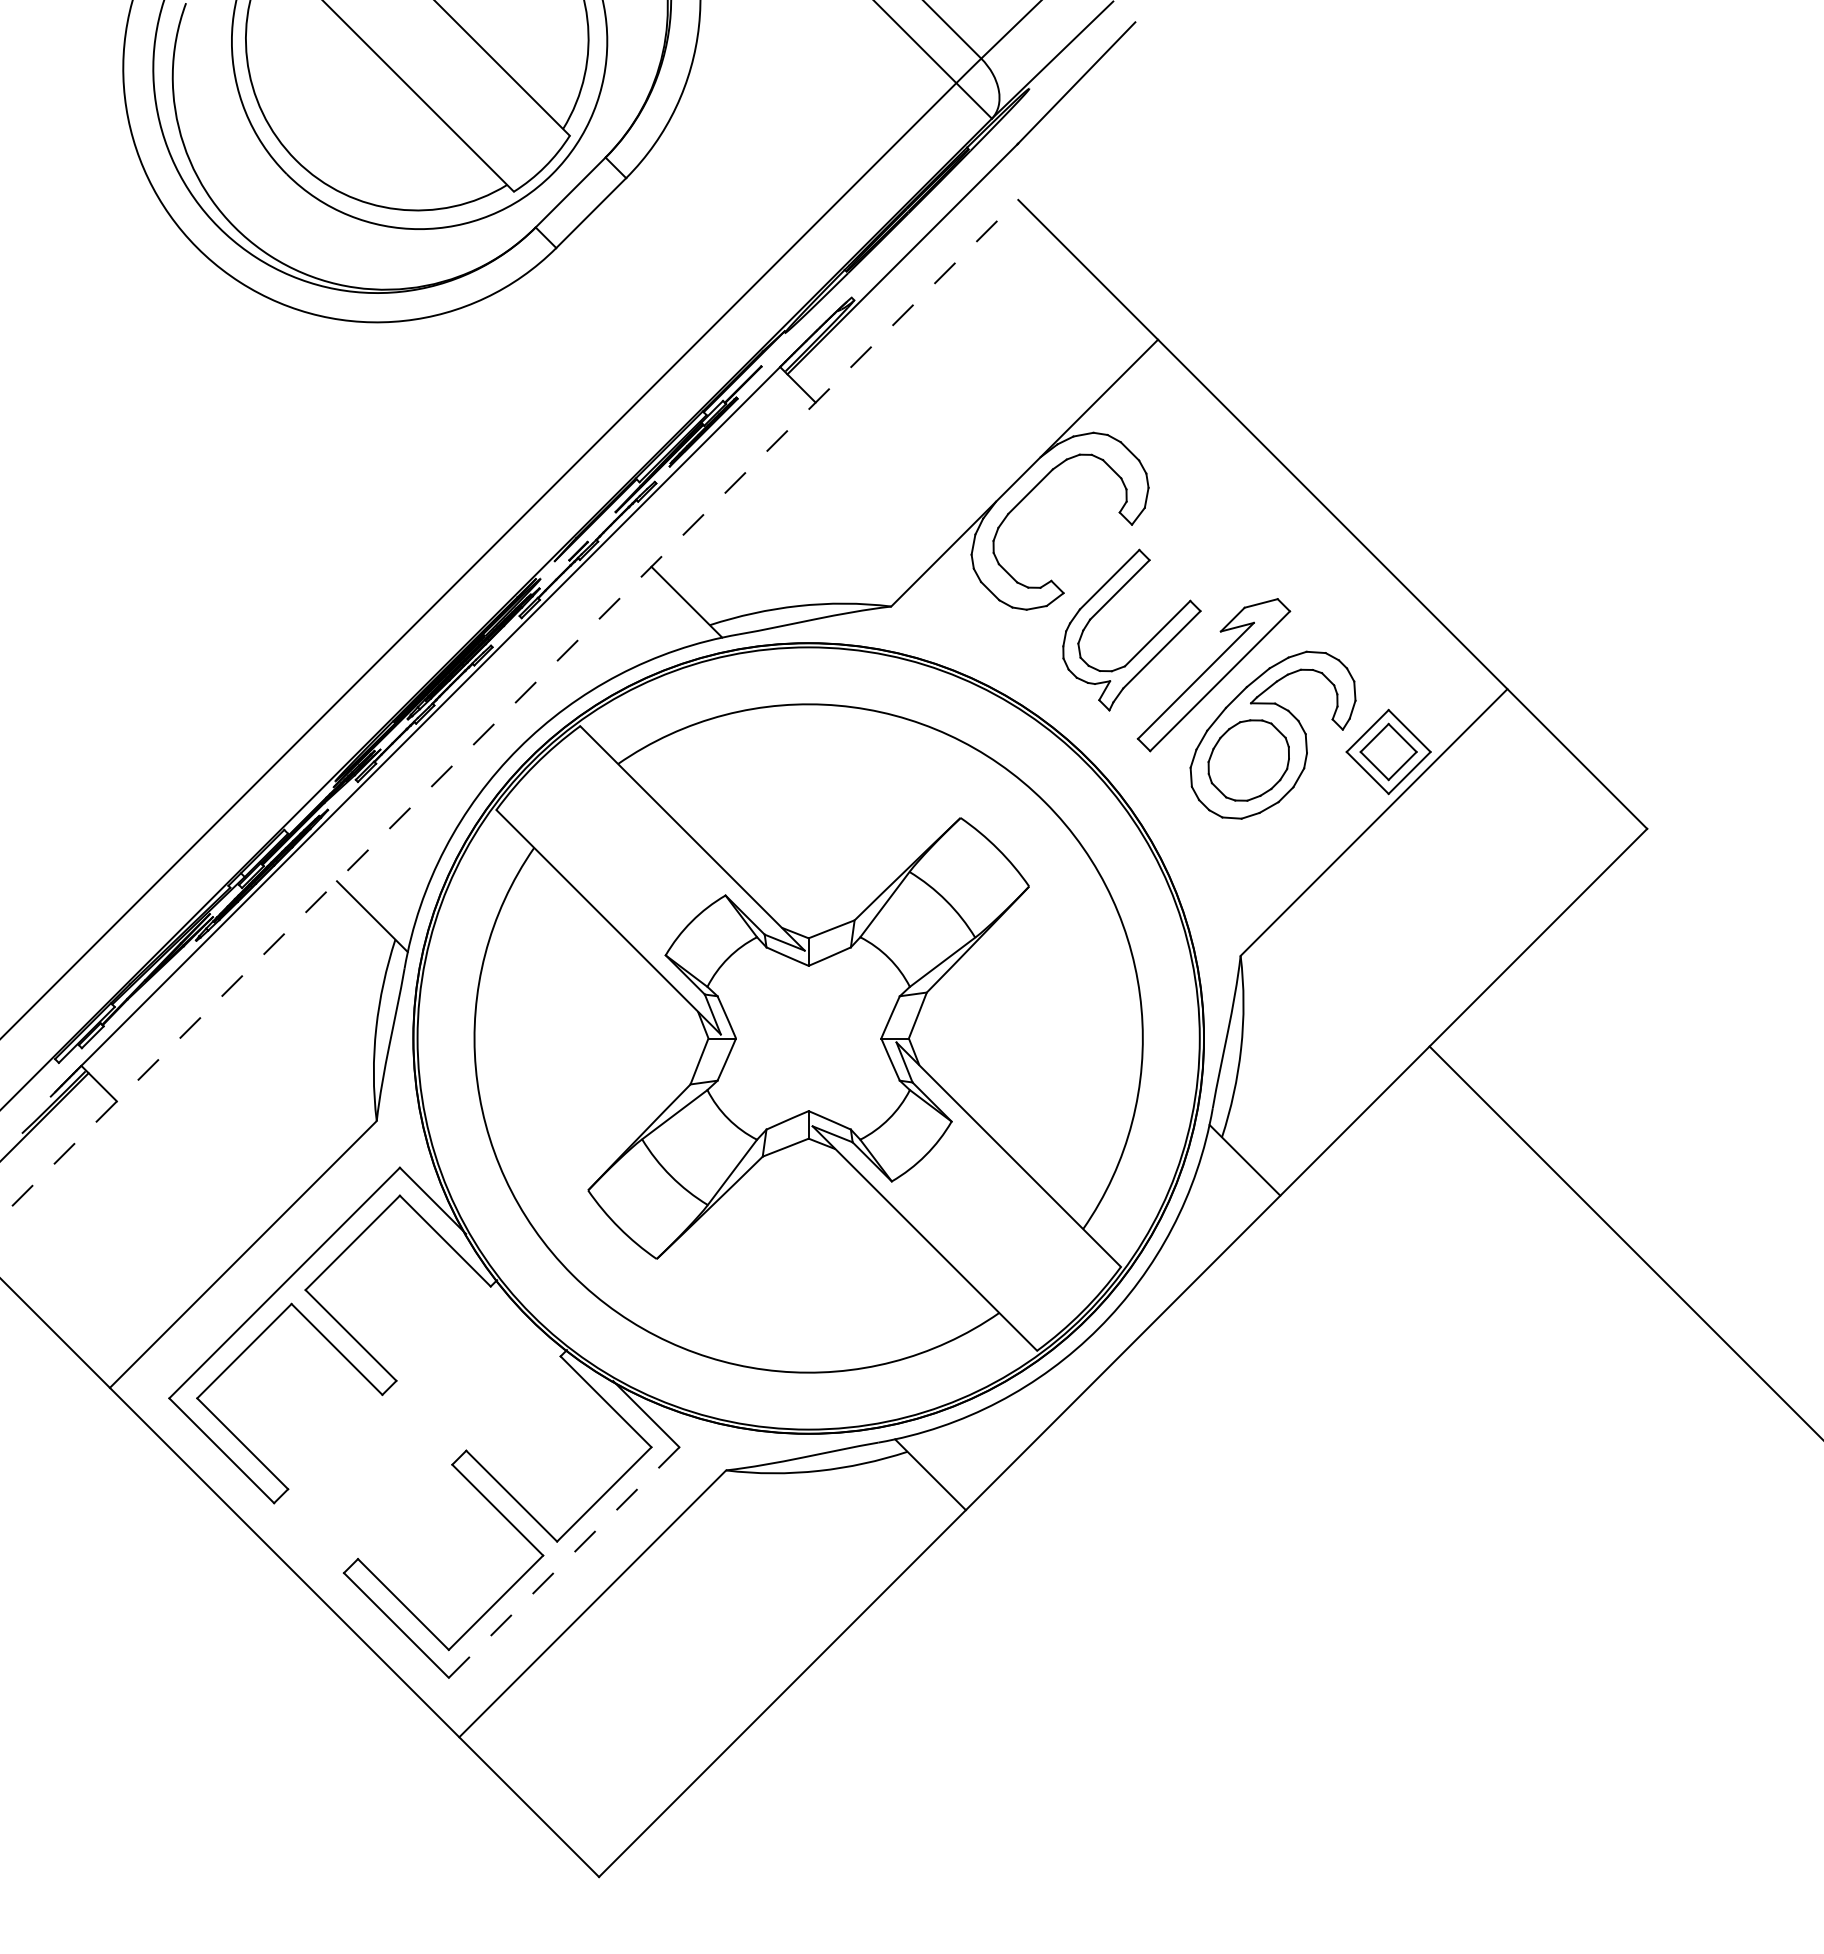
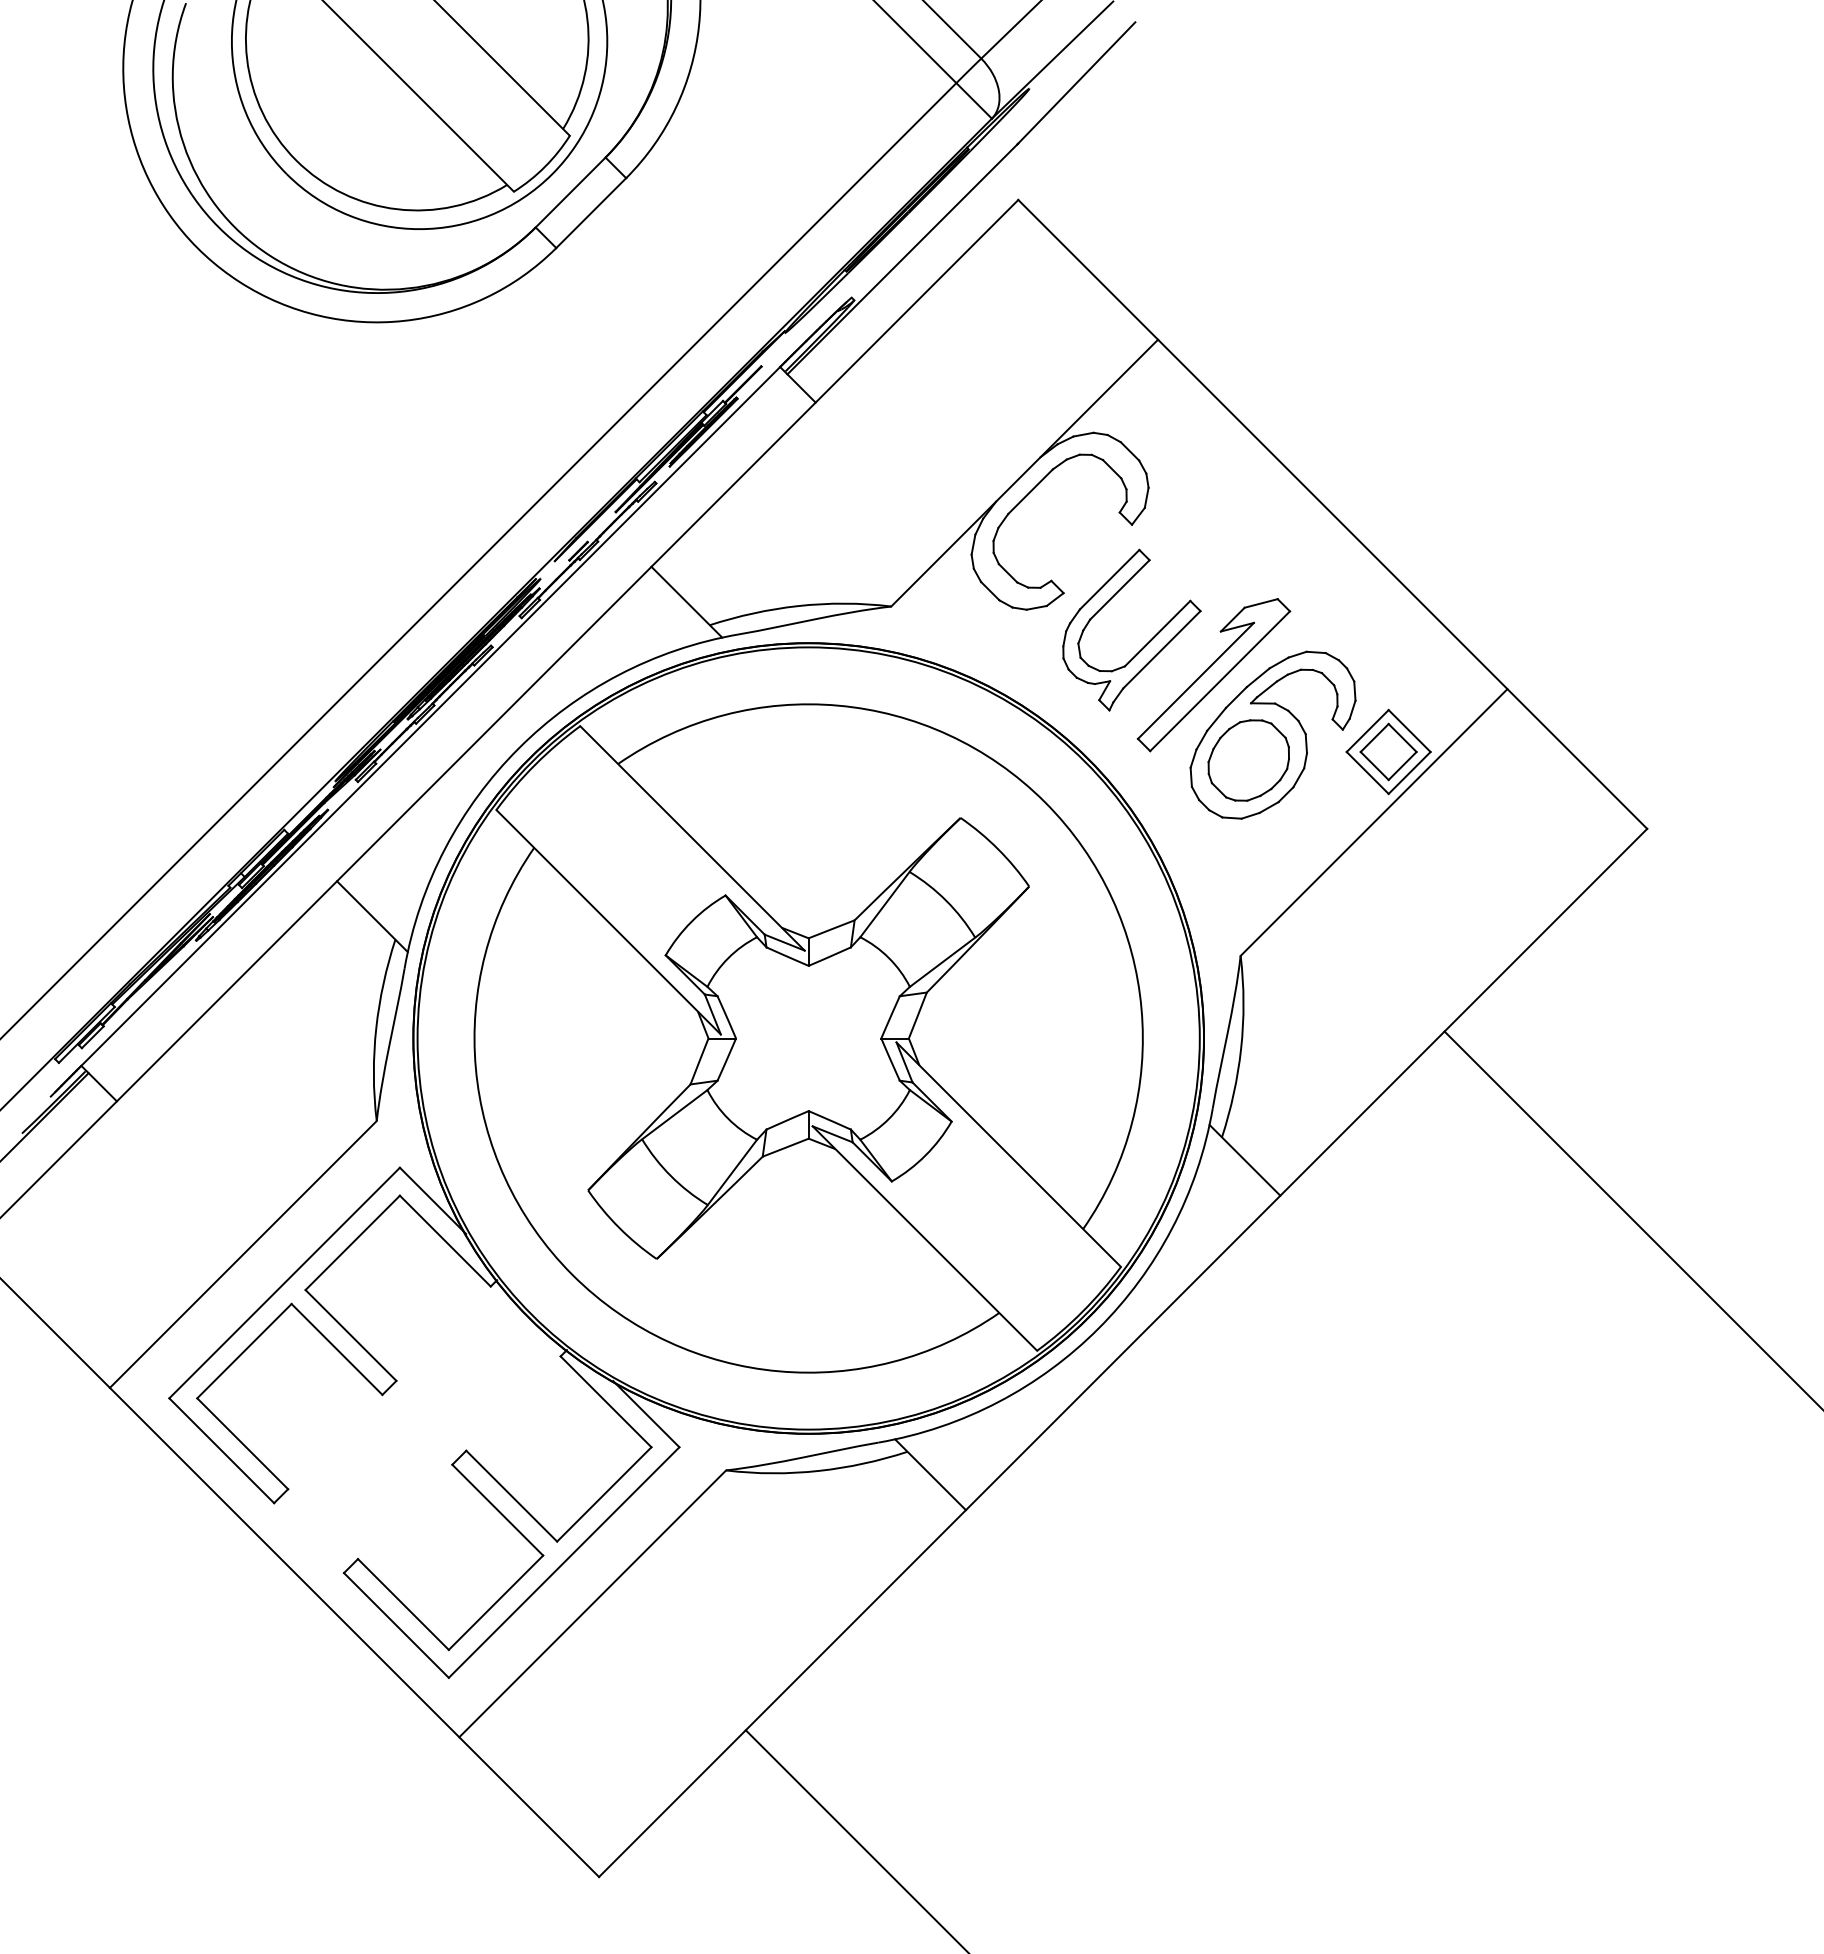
line: dashed -> solid (509, 708)
line position: (1624, 1241) -> (1632, 1219) (1632, 1219)
line: dashed -> solid (564, 1562)
line: none -> present (855, 1840)
